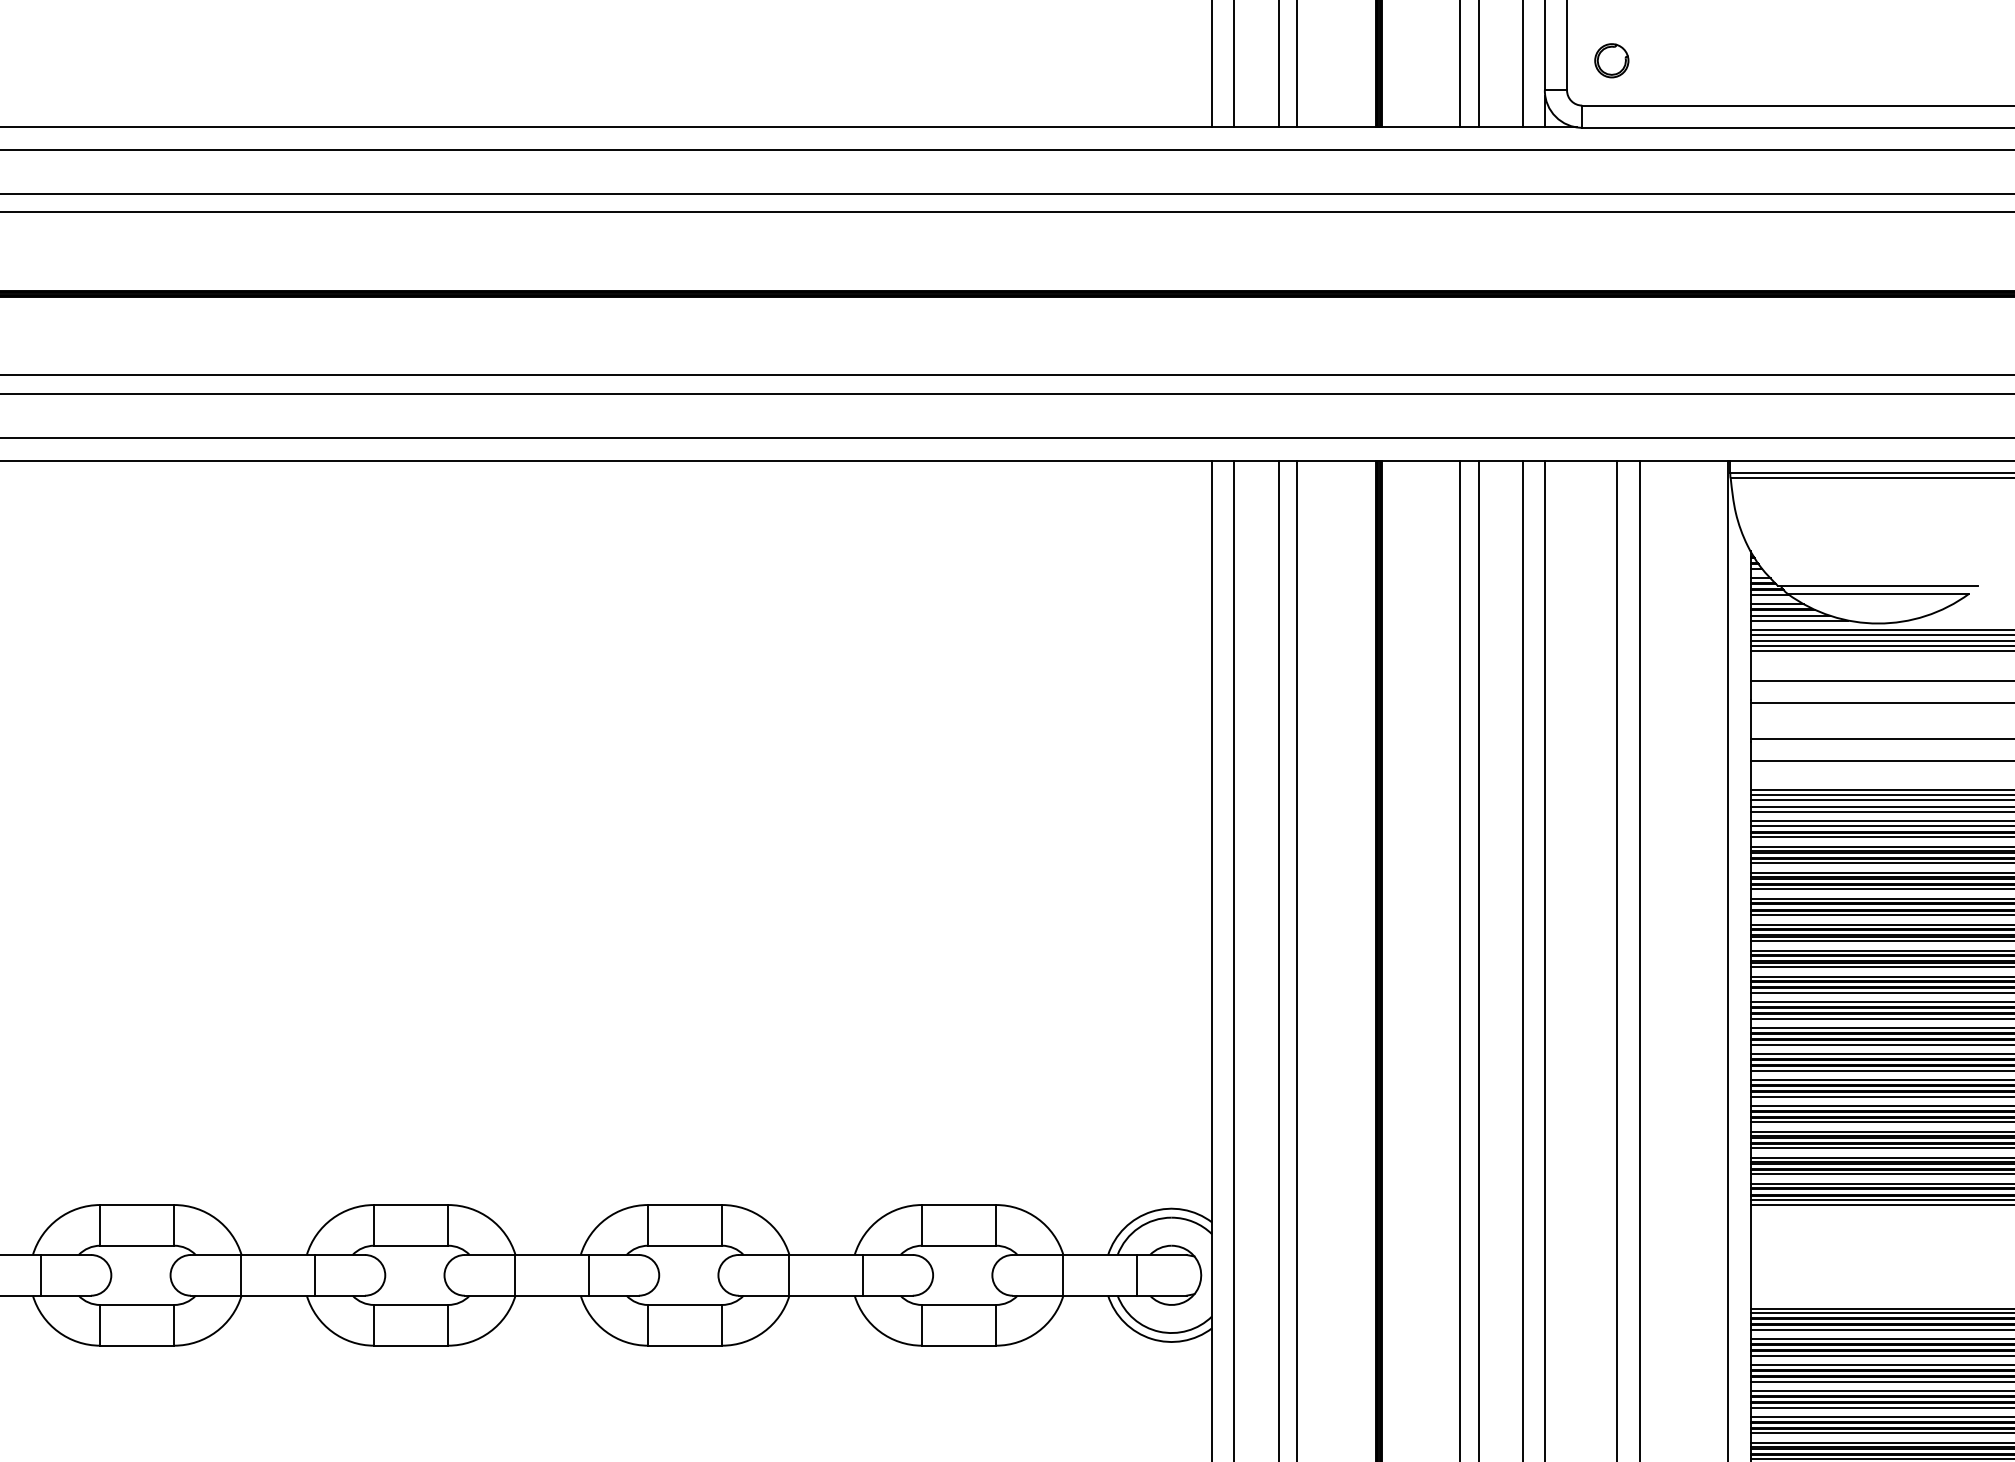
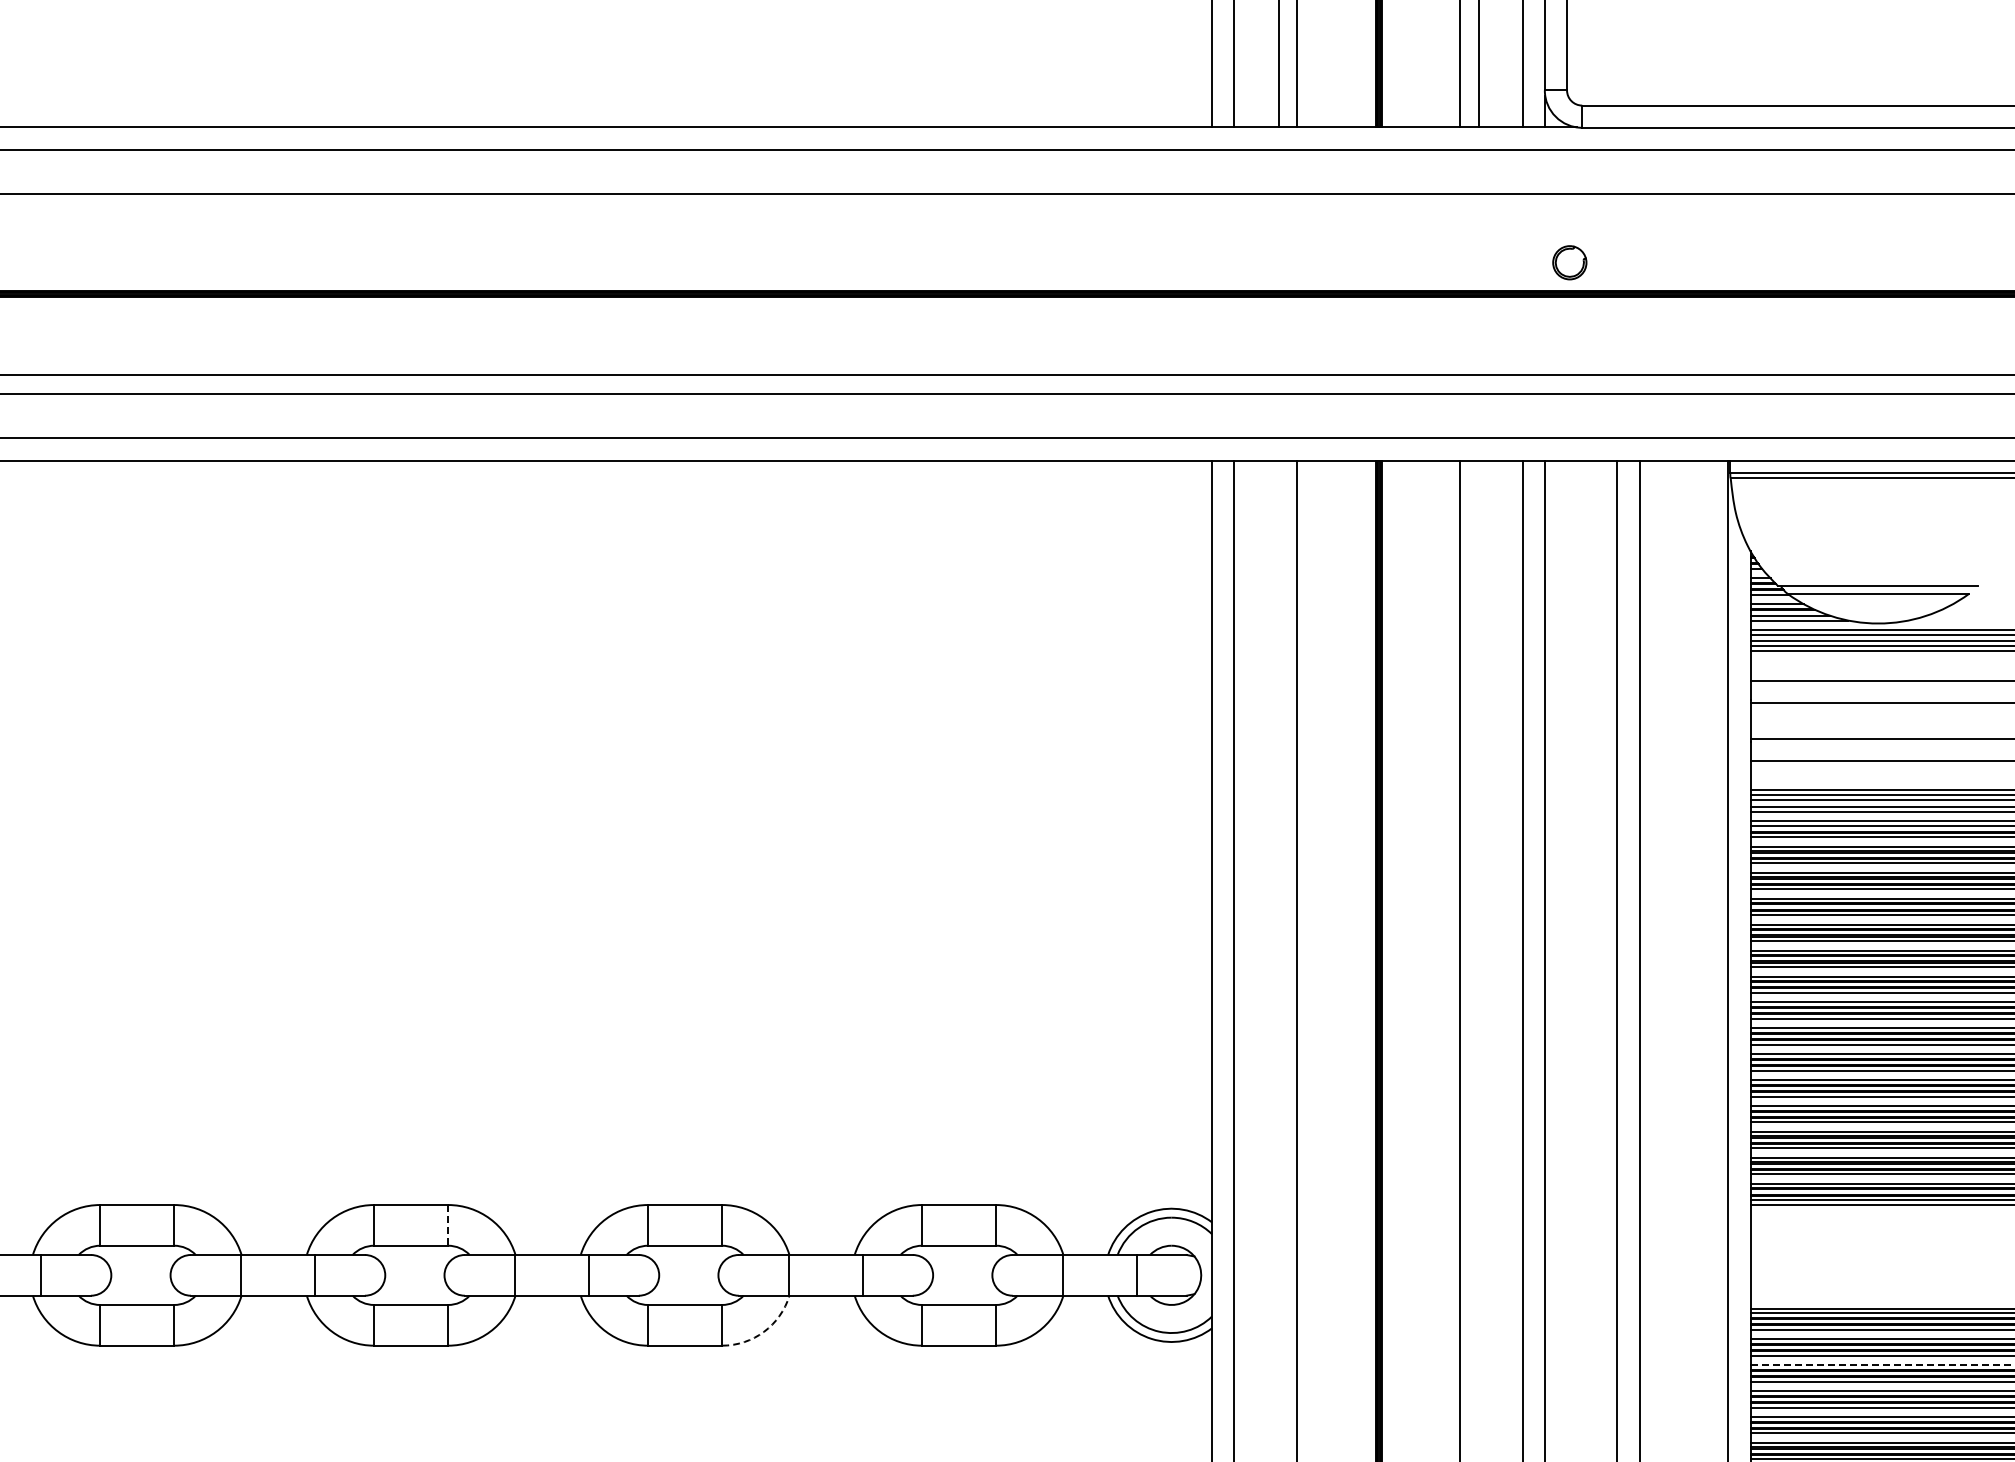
part position: (1611, 60) -> (1569, 262) (1569, 262)
line: present -> none (1006, 212)
line: present -> none (1278, 959)
line: present -> none (1478, 959)
line: solid -> dashed (448, 1225)
arc: solid -> dashed (764, 1331)
line: solid -> dashed (1882, 1365)
